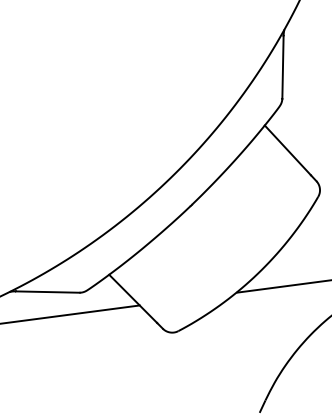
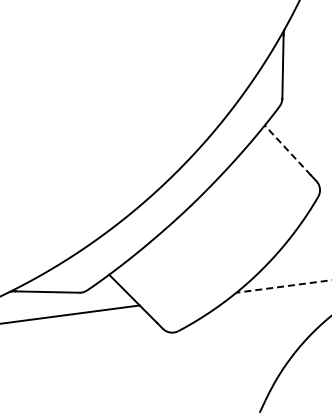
line: solid -> dashed (287, 150)
line: solid -> dashed (283, 286)
